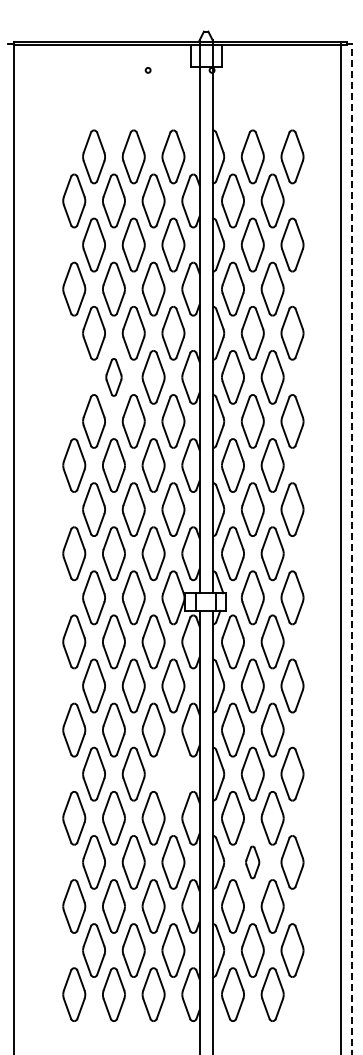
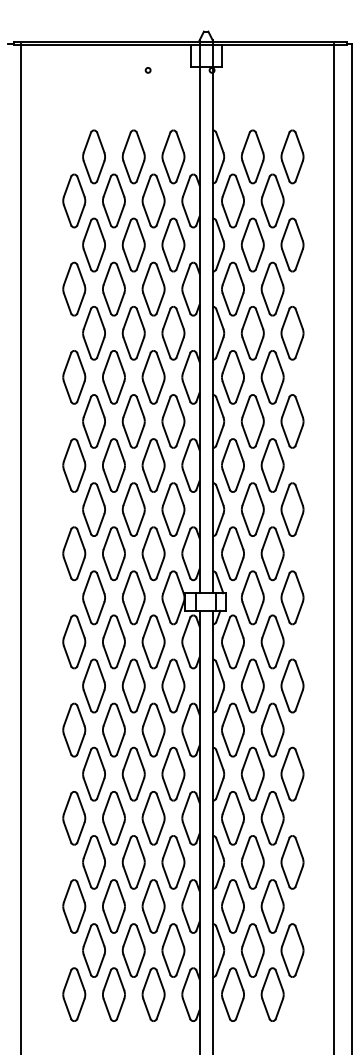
part: none -> present (74, 377)
part size: 18x39 px -> 24x55 px (113, 377)
line position: (14, 547) -> (21, 547) (21, 547)
line position: (341, 547) -> (334, 547) (334, 547)
line: dashed -> solid (352, 549)
part: none -> present (173, 773)
part size: 16x35 px -> 25x55 px (252, 862)
